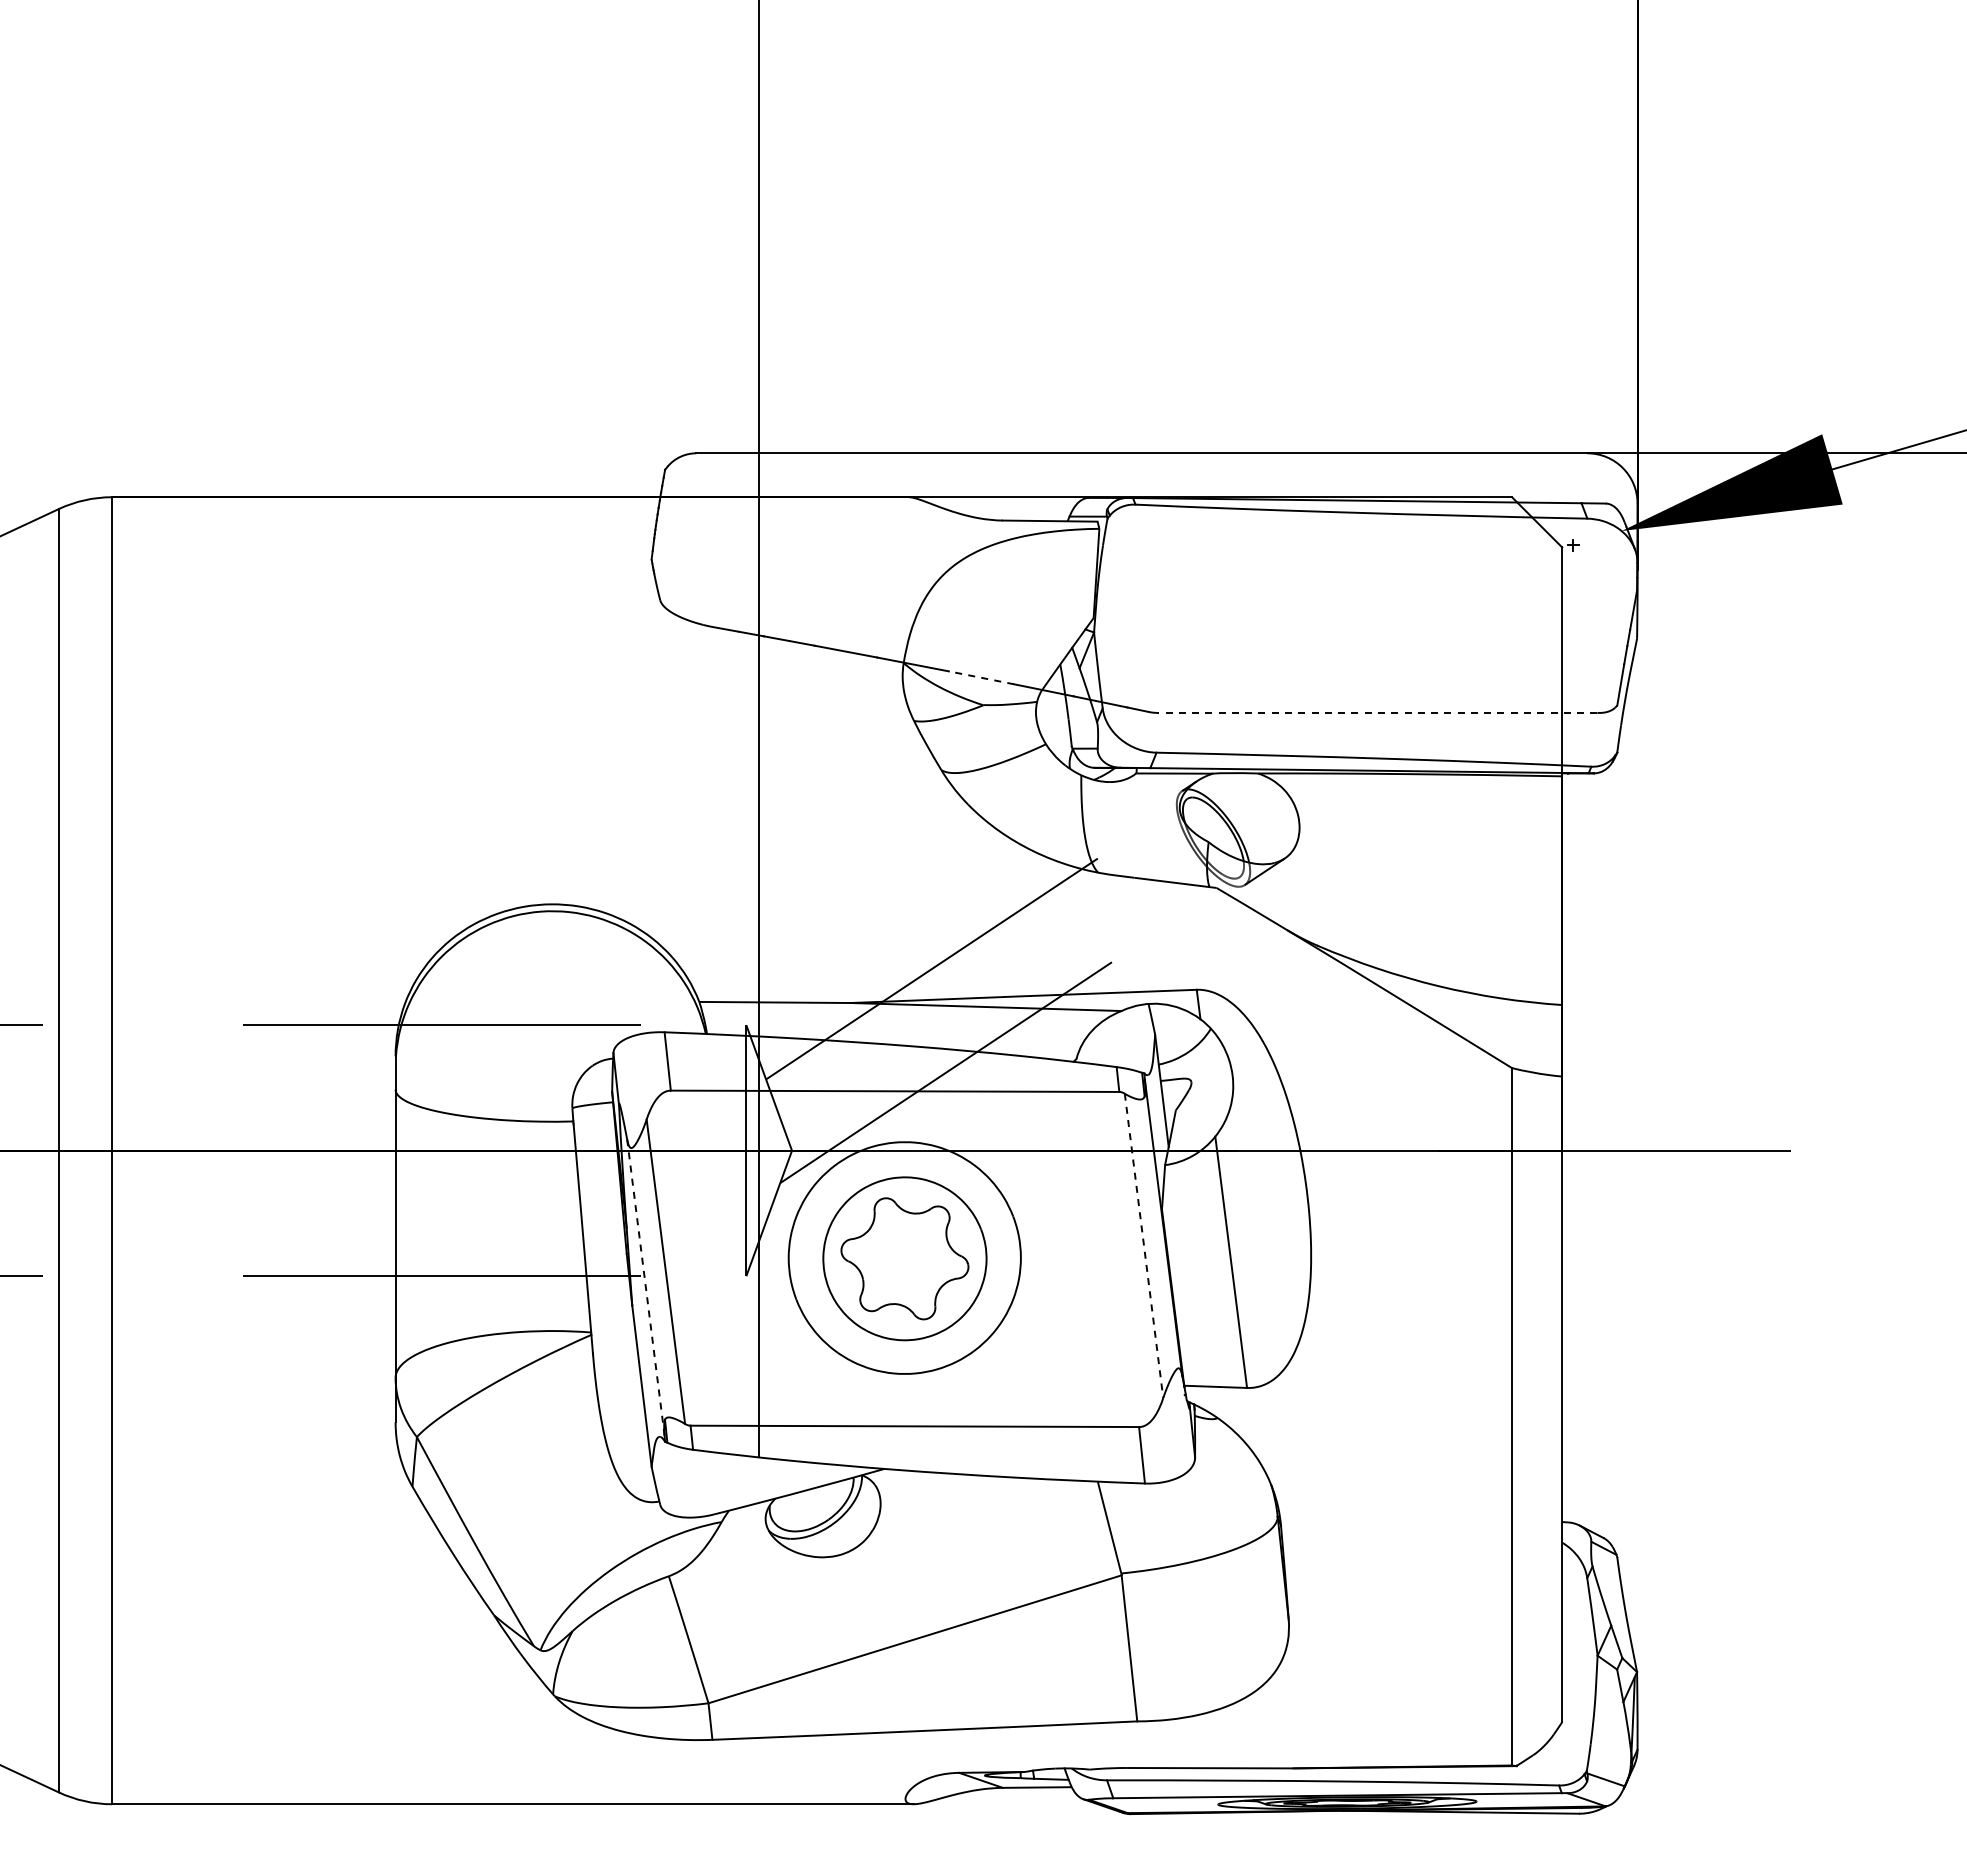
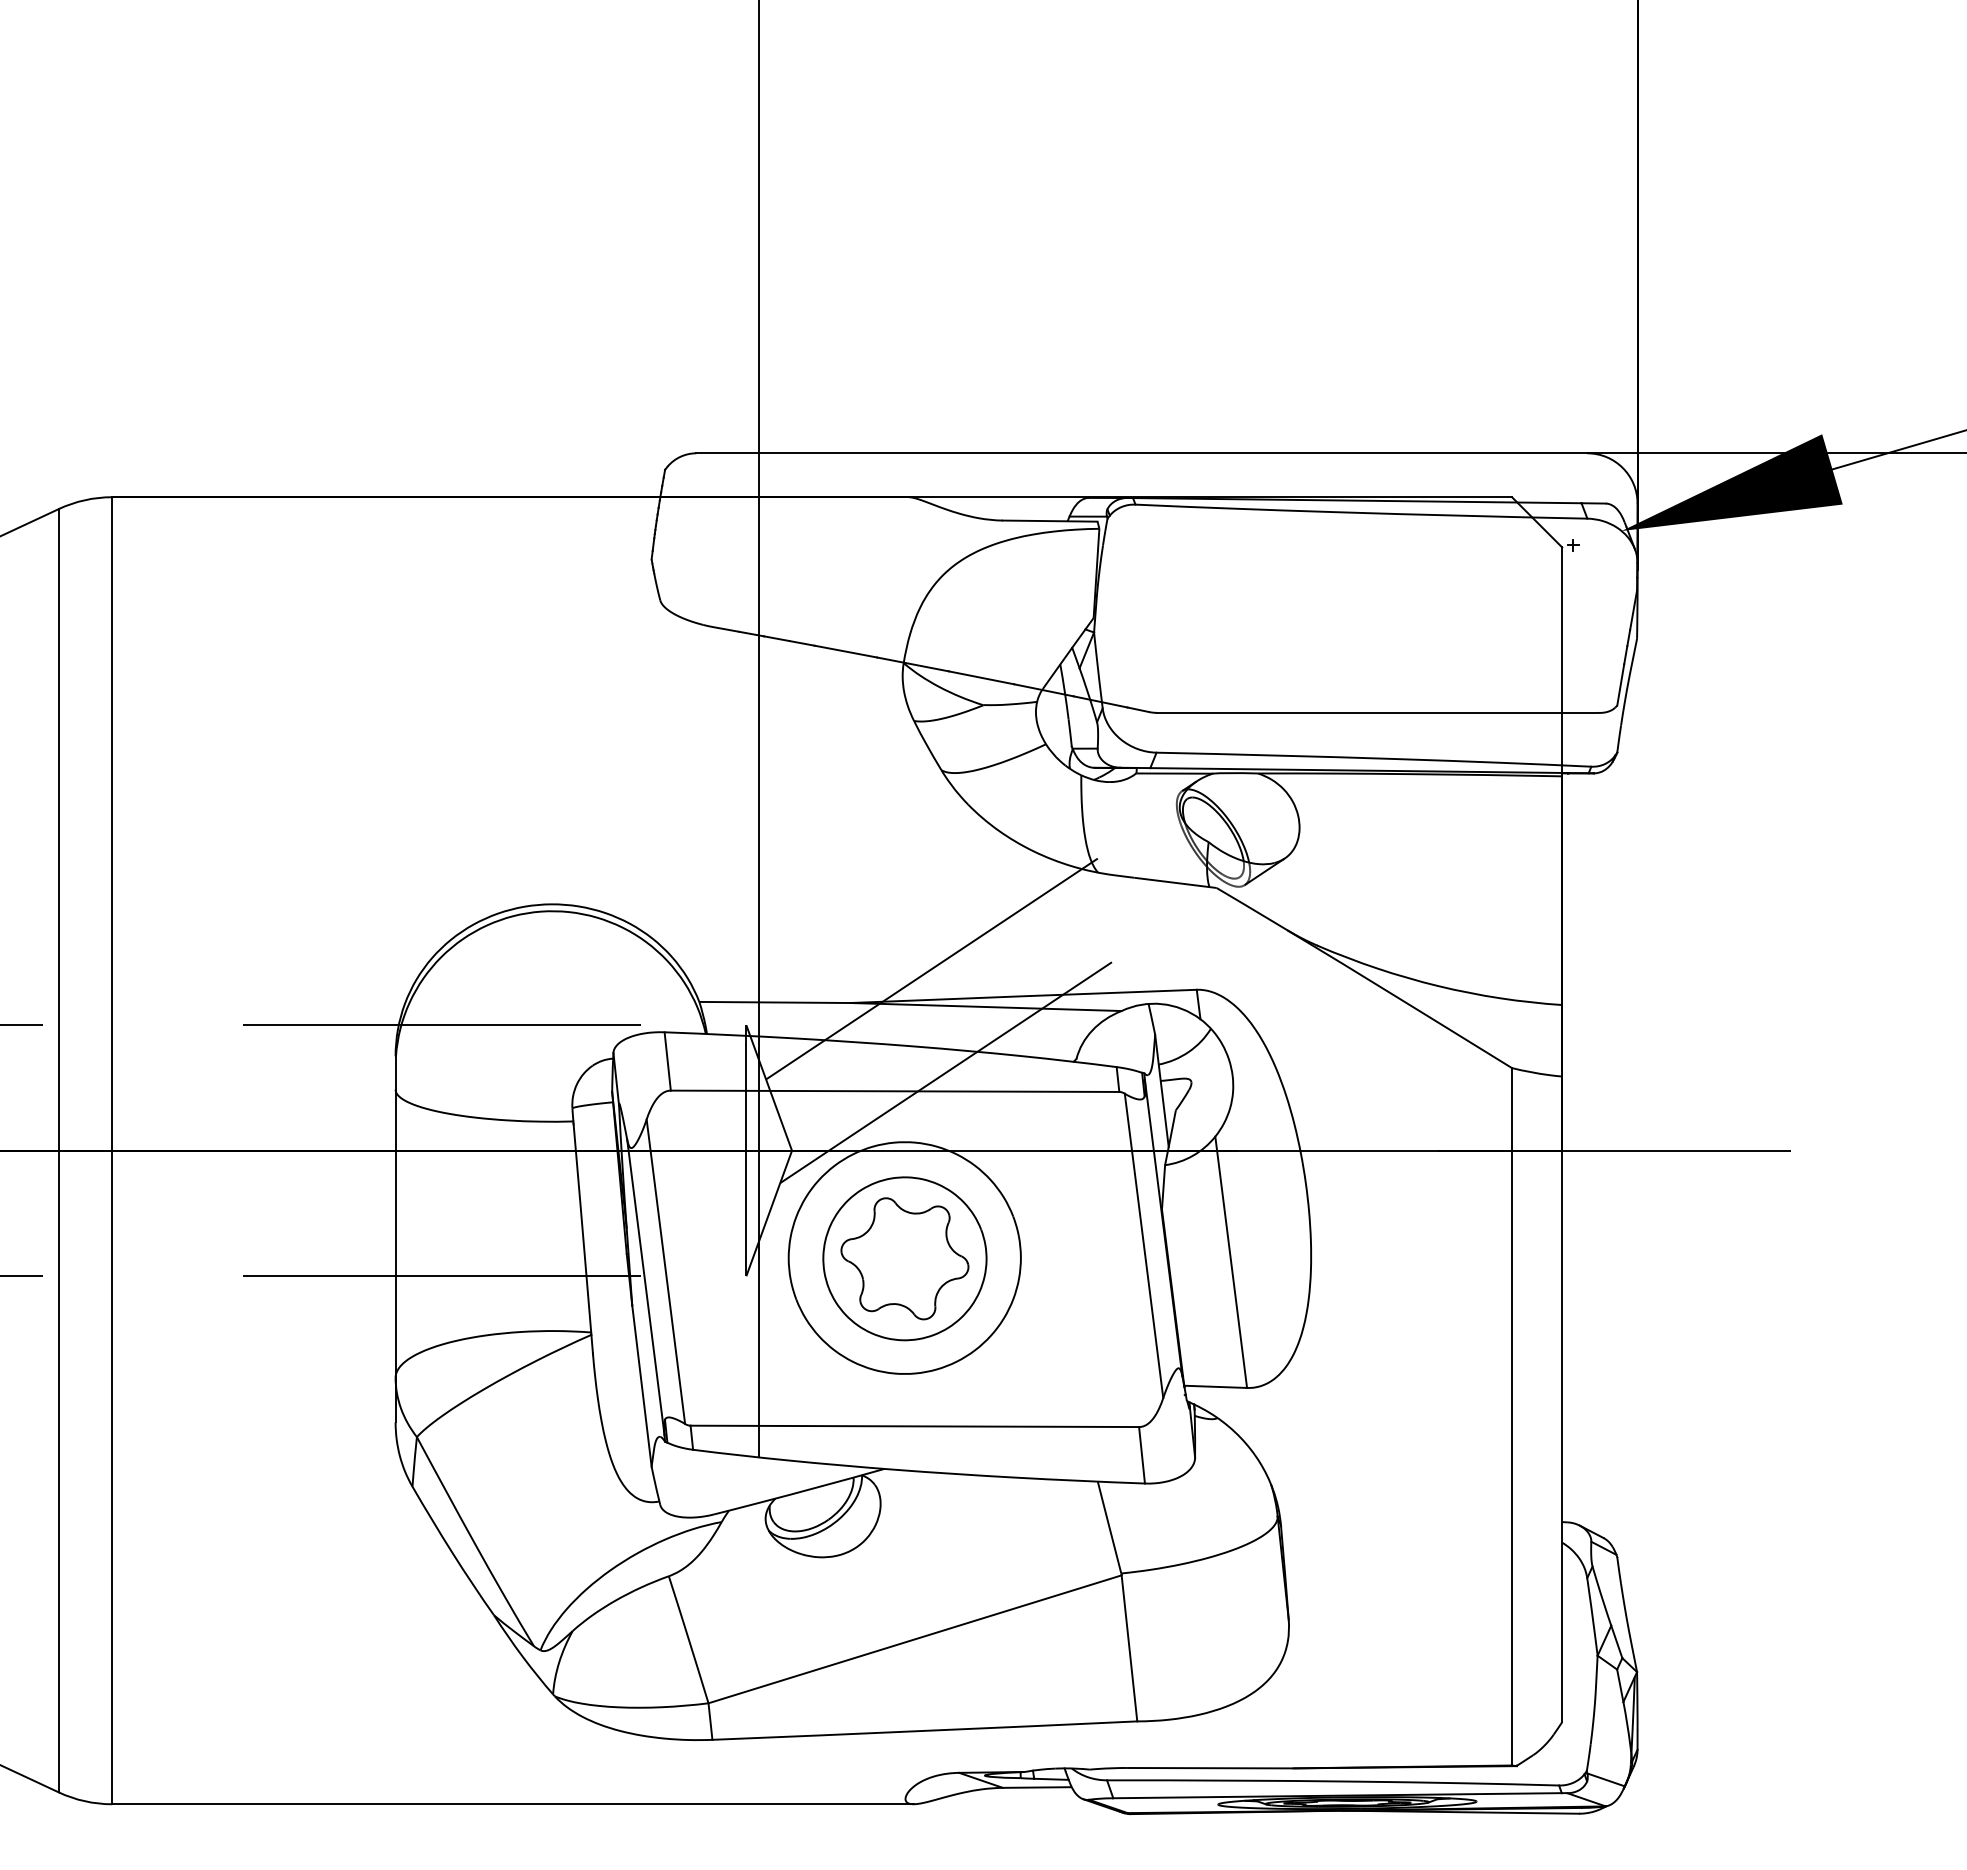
line: dashed -> solid (981, 677)
line: dashed -> solid (1376, 712)
line: dashed -> solid (1144, 1246)
line: dashed -> solid (645, 1287)
